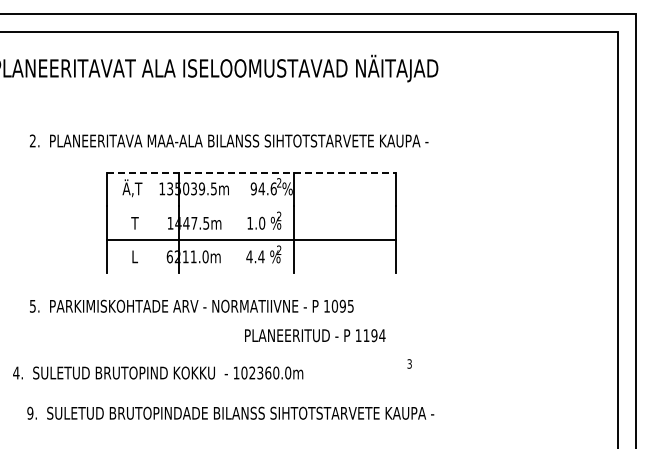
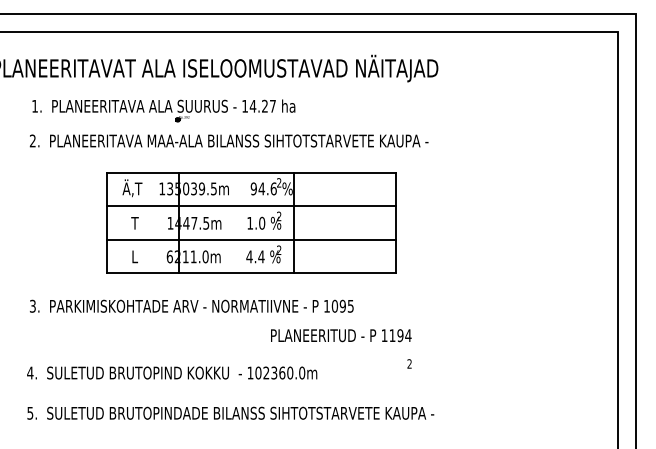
part: none -> present (163, 110)
line: dashed -> solid (251, 172)
line: none -> present (251, 206)
line: none -> present (251, 273)
text: 5. -> 3. (32, 305)
text position: (315, 335) -> (341, 335) (341, 335)
text: 3 -> 2 (409, 364)
text position: (158, 372) -> (172, 372) (172, 372)
text: 9. -> 5. (30, 412)
